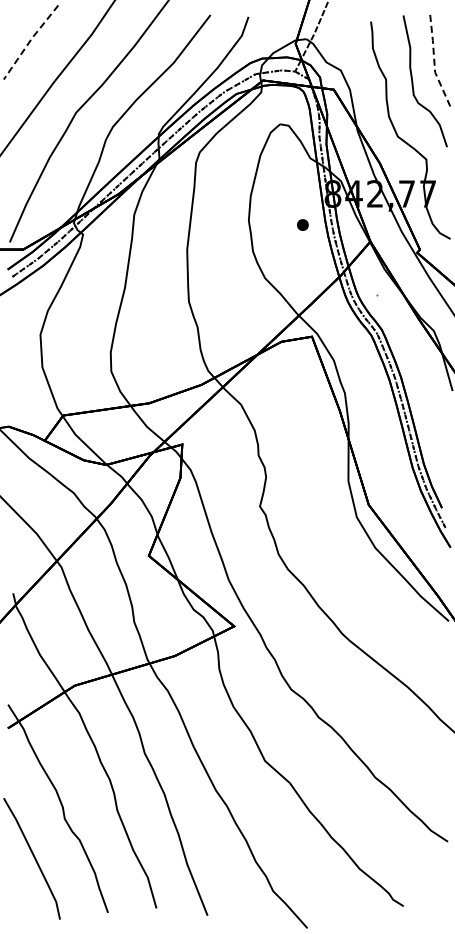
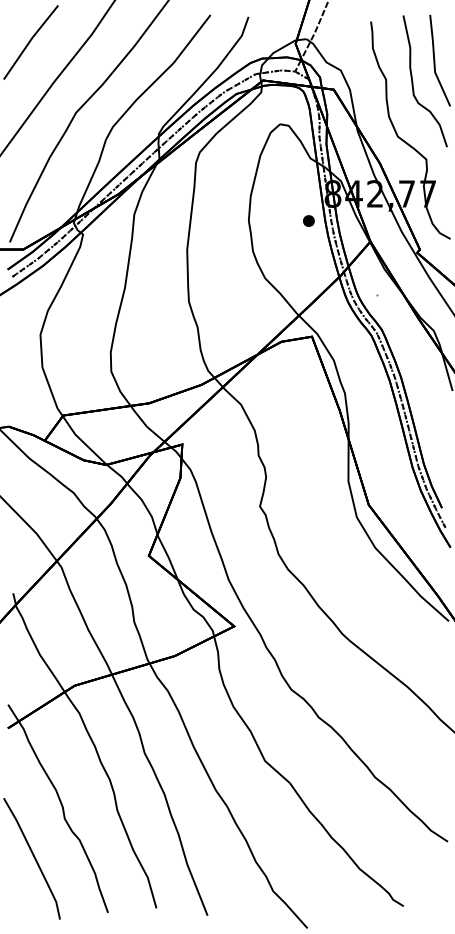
line: dashed -> solid (30, 40)
line: dashed -> solid (434, 61)
part position: (302, 224) -> (308, 220) (308, 220)
